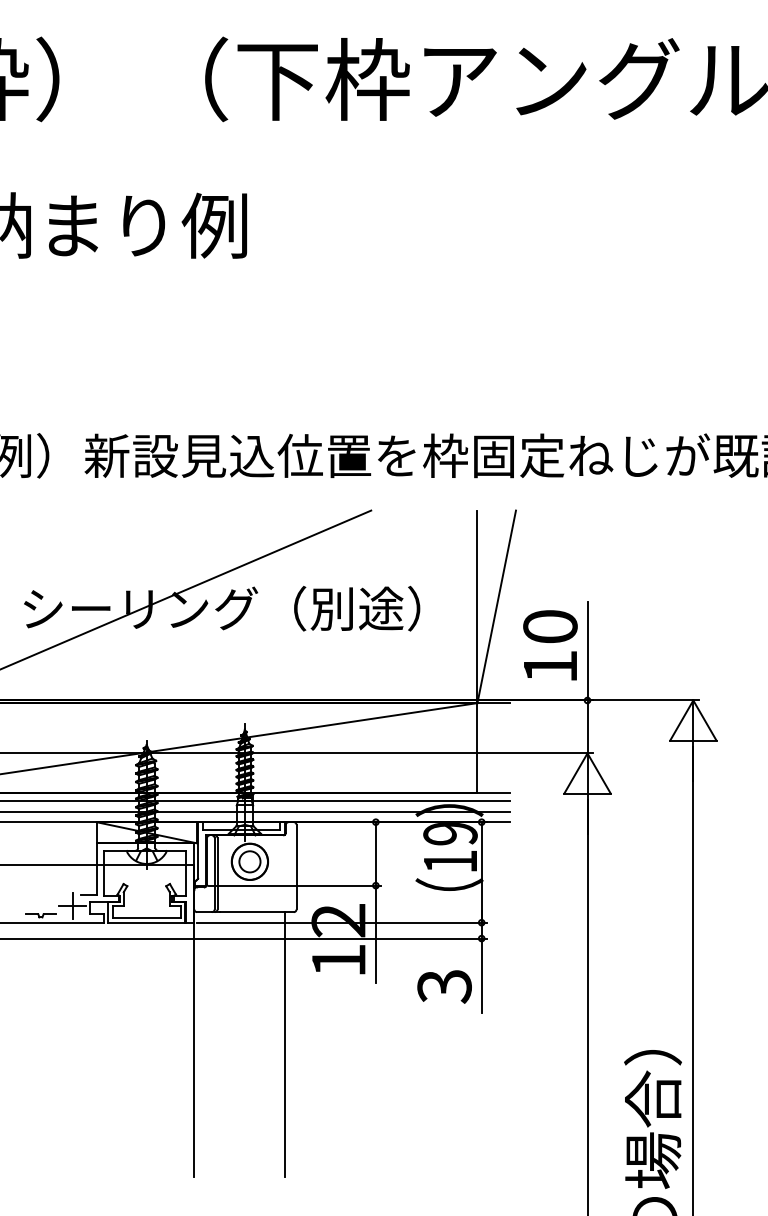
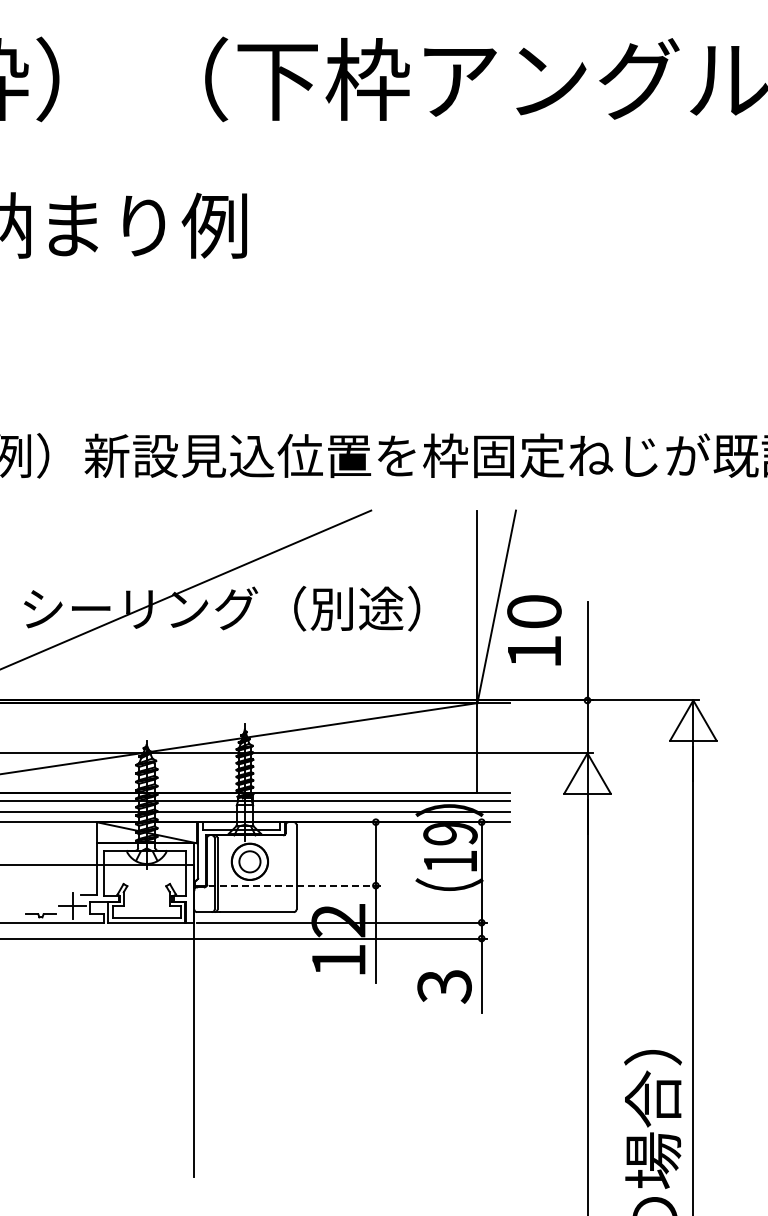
text position: (550, 645) -> (534, 630) (534, 630)
line: solid -> dashed (295, 885)
line: present -> none (284, 1044)
